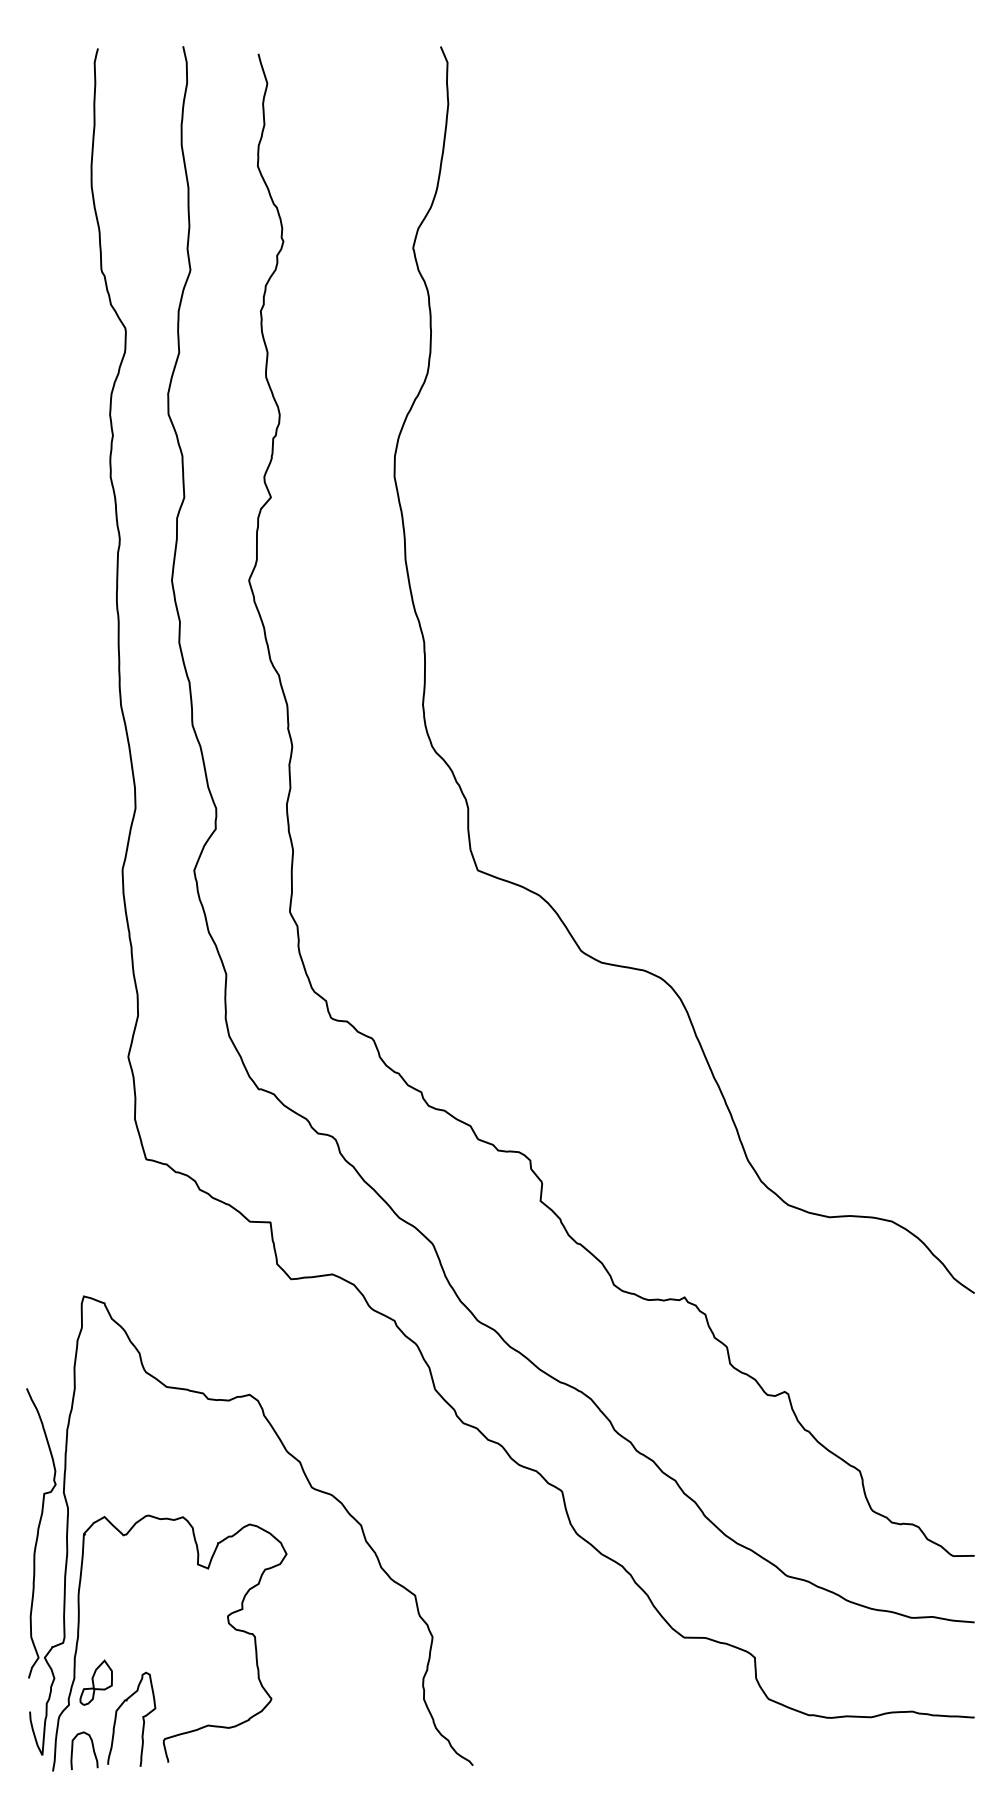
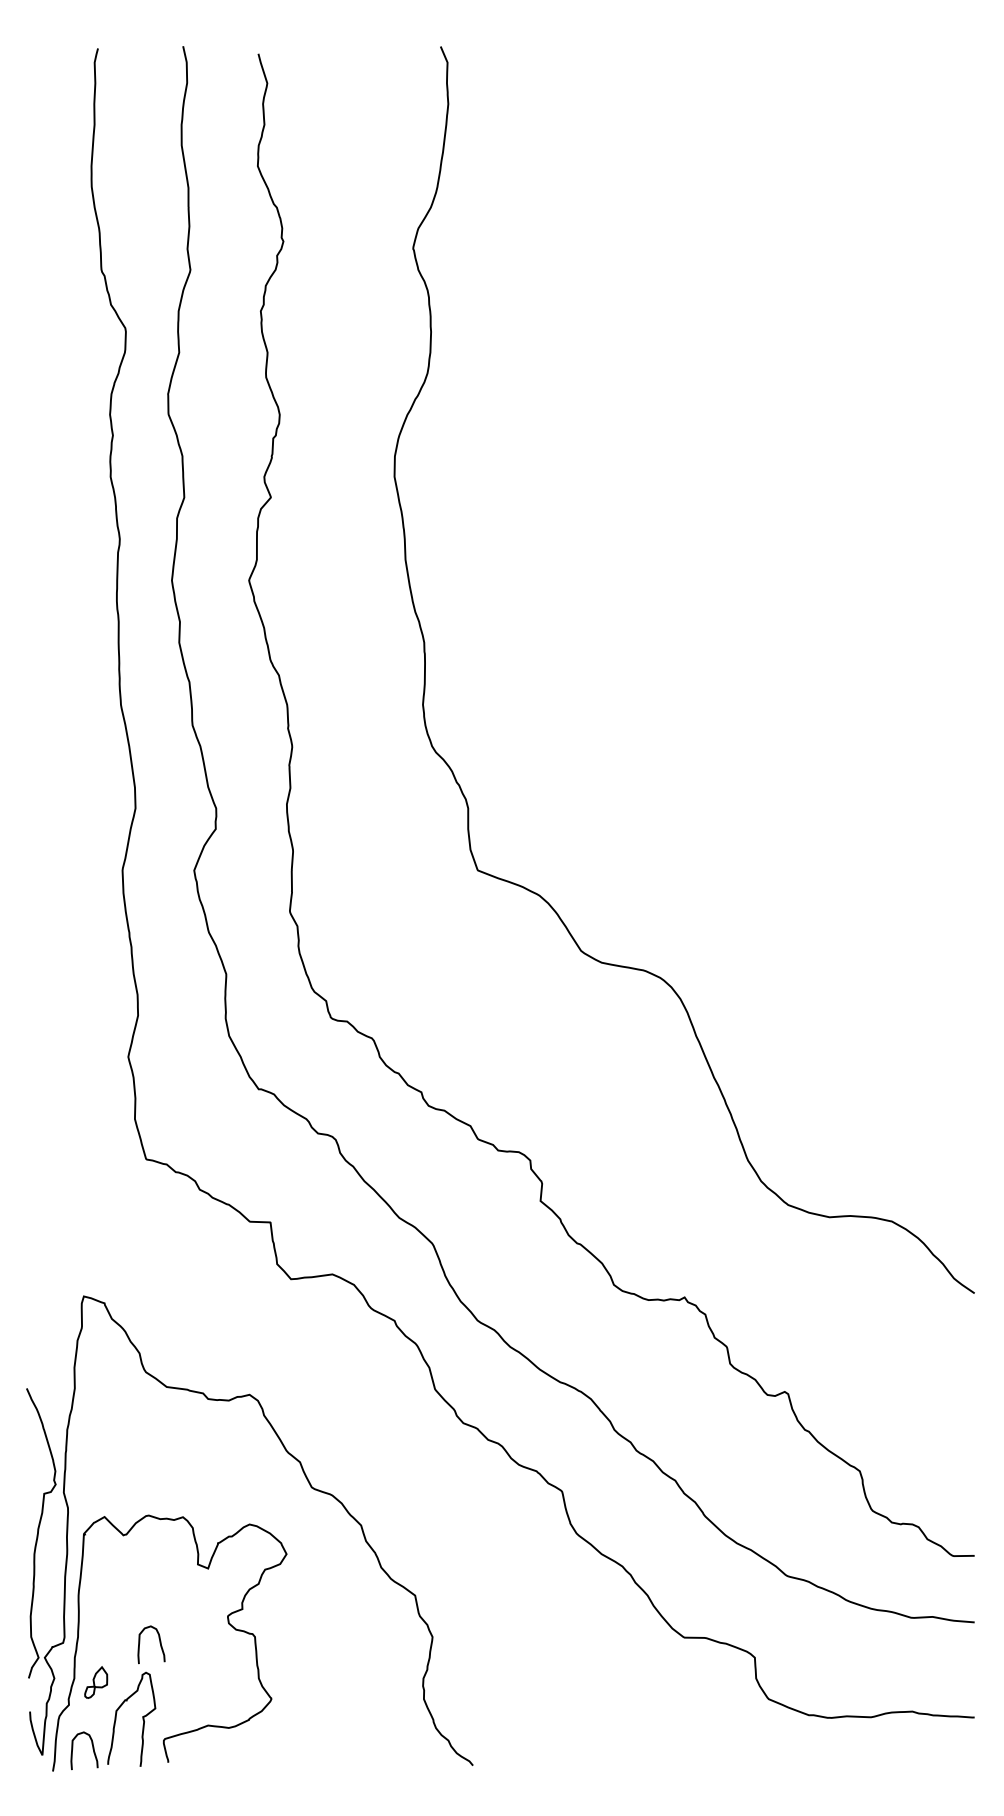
curve: none -> present (159, 1643)
part size: 34x47 px -> 25x33 px (96, 1682)
